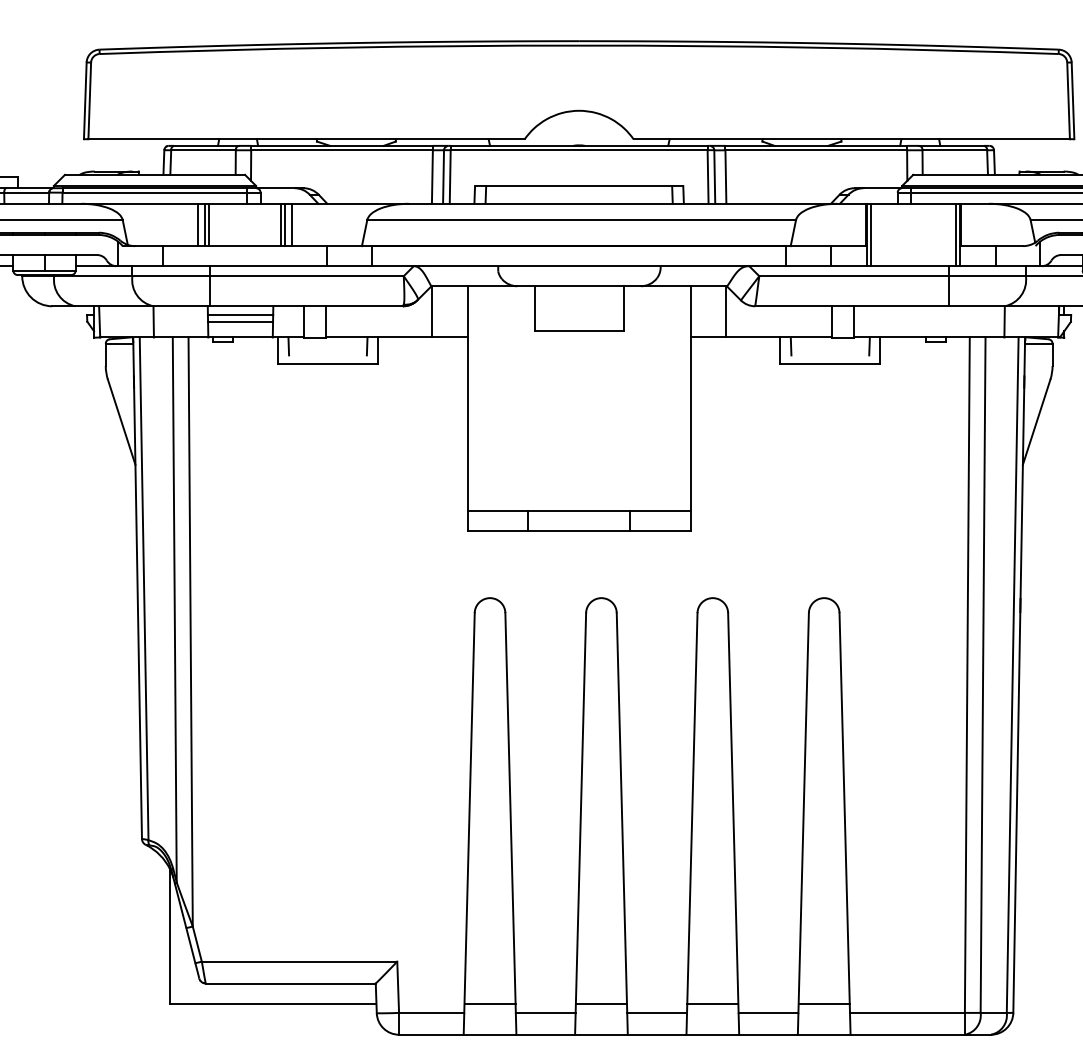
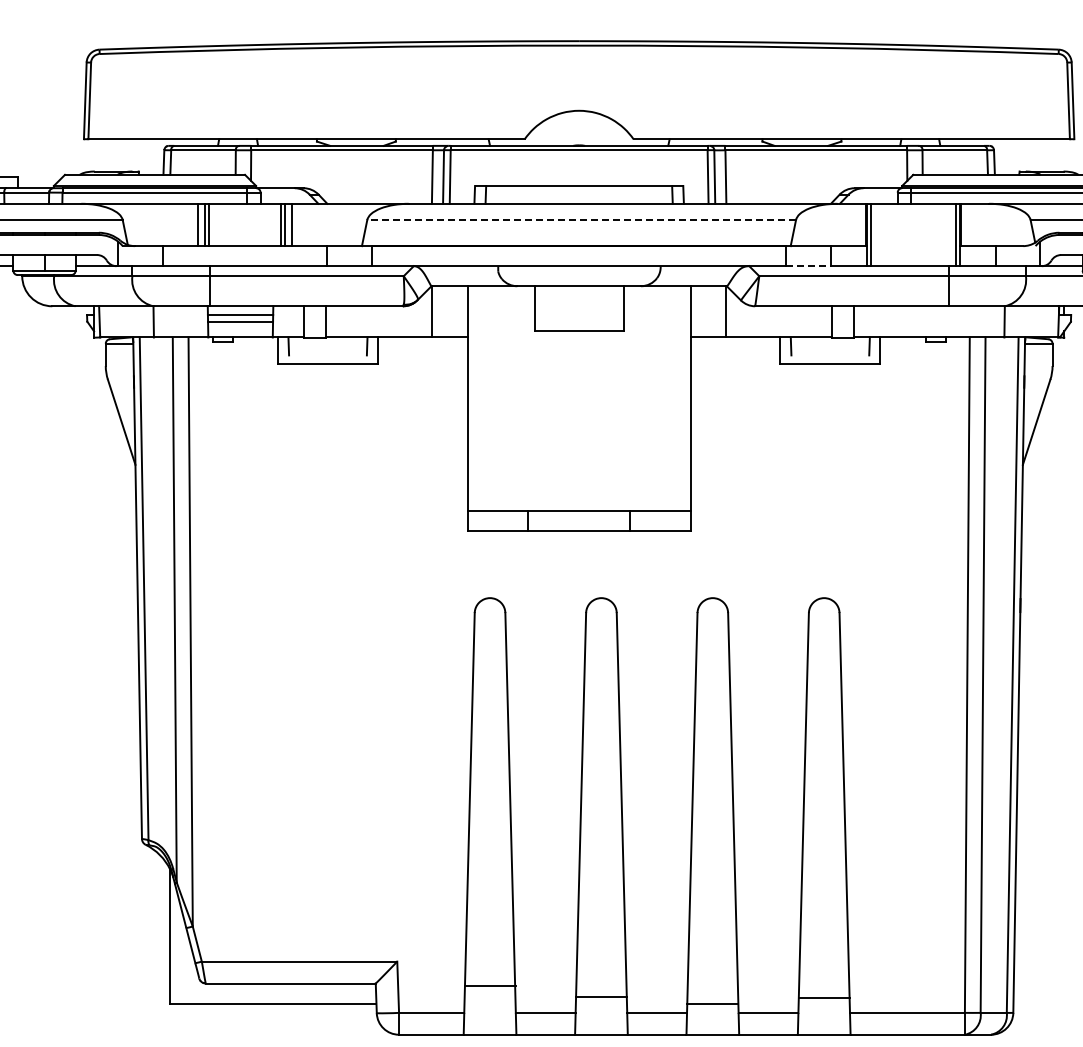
line: solid -> dashed (581, 220)
line: solid -> dashed (809, 266)
line position: (489, 1003) -> (489, 985) (489, 985)
line position: (600, 1003) -> (600, 996) (600, 996)
line position: (823, 1003) -> (823, 997) (823, 997)
